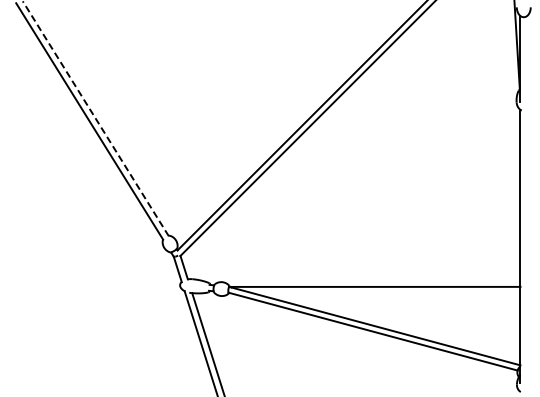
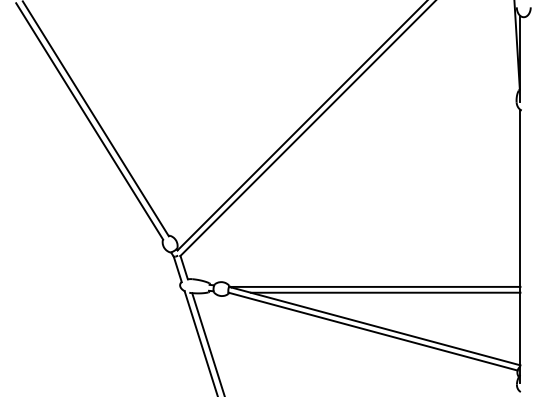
line: dashed -> solid (95, 118)
line: none -> present (385, 292)
